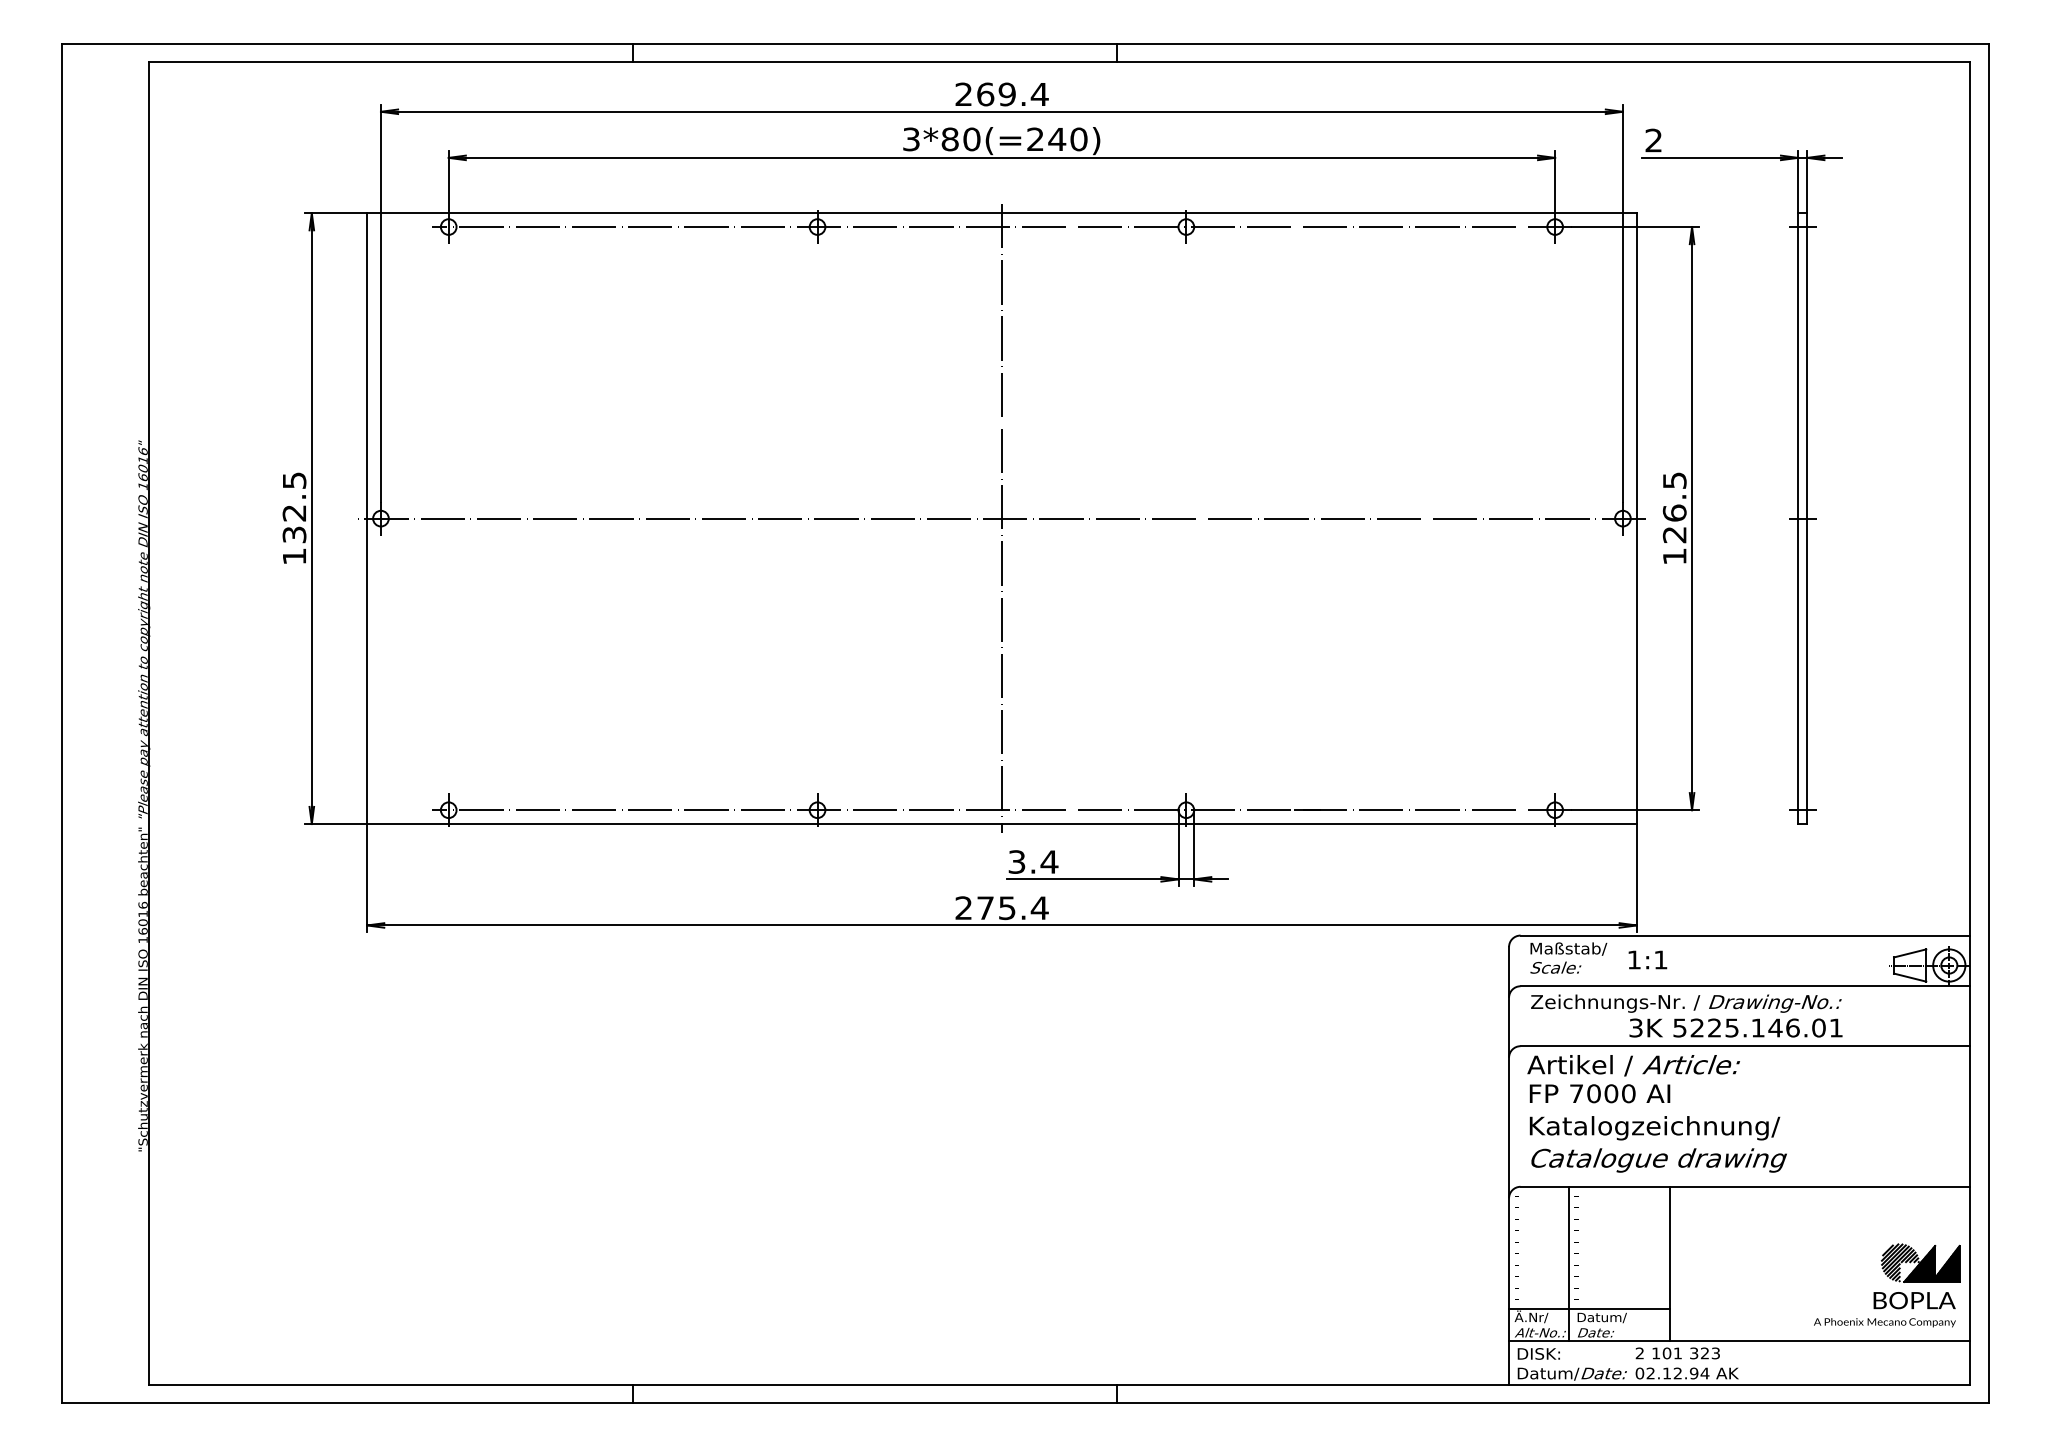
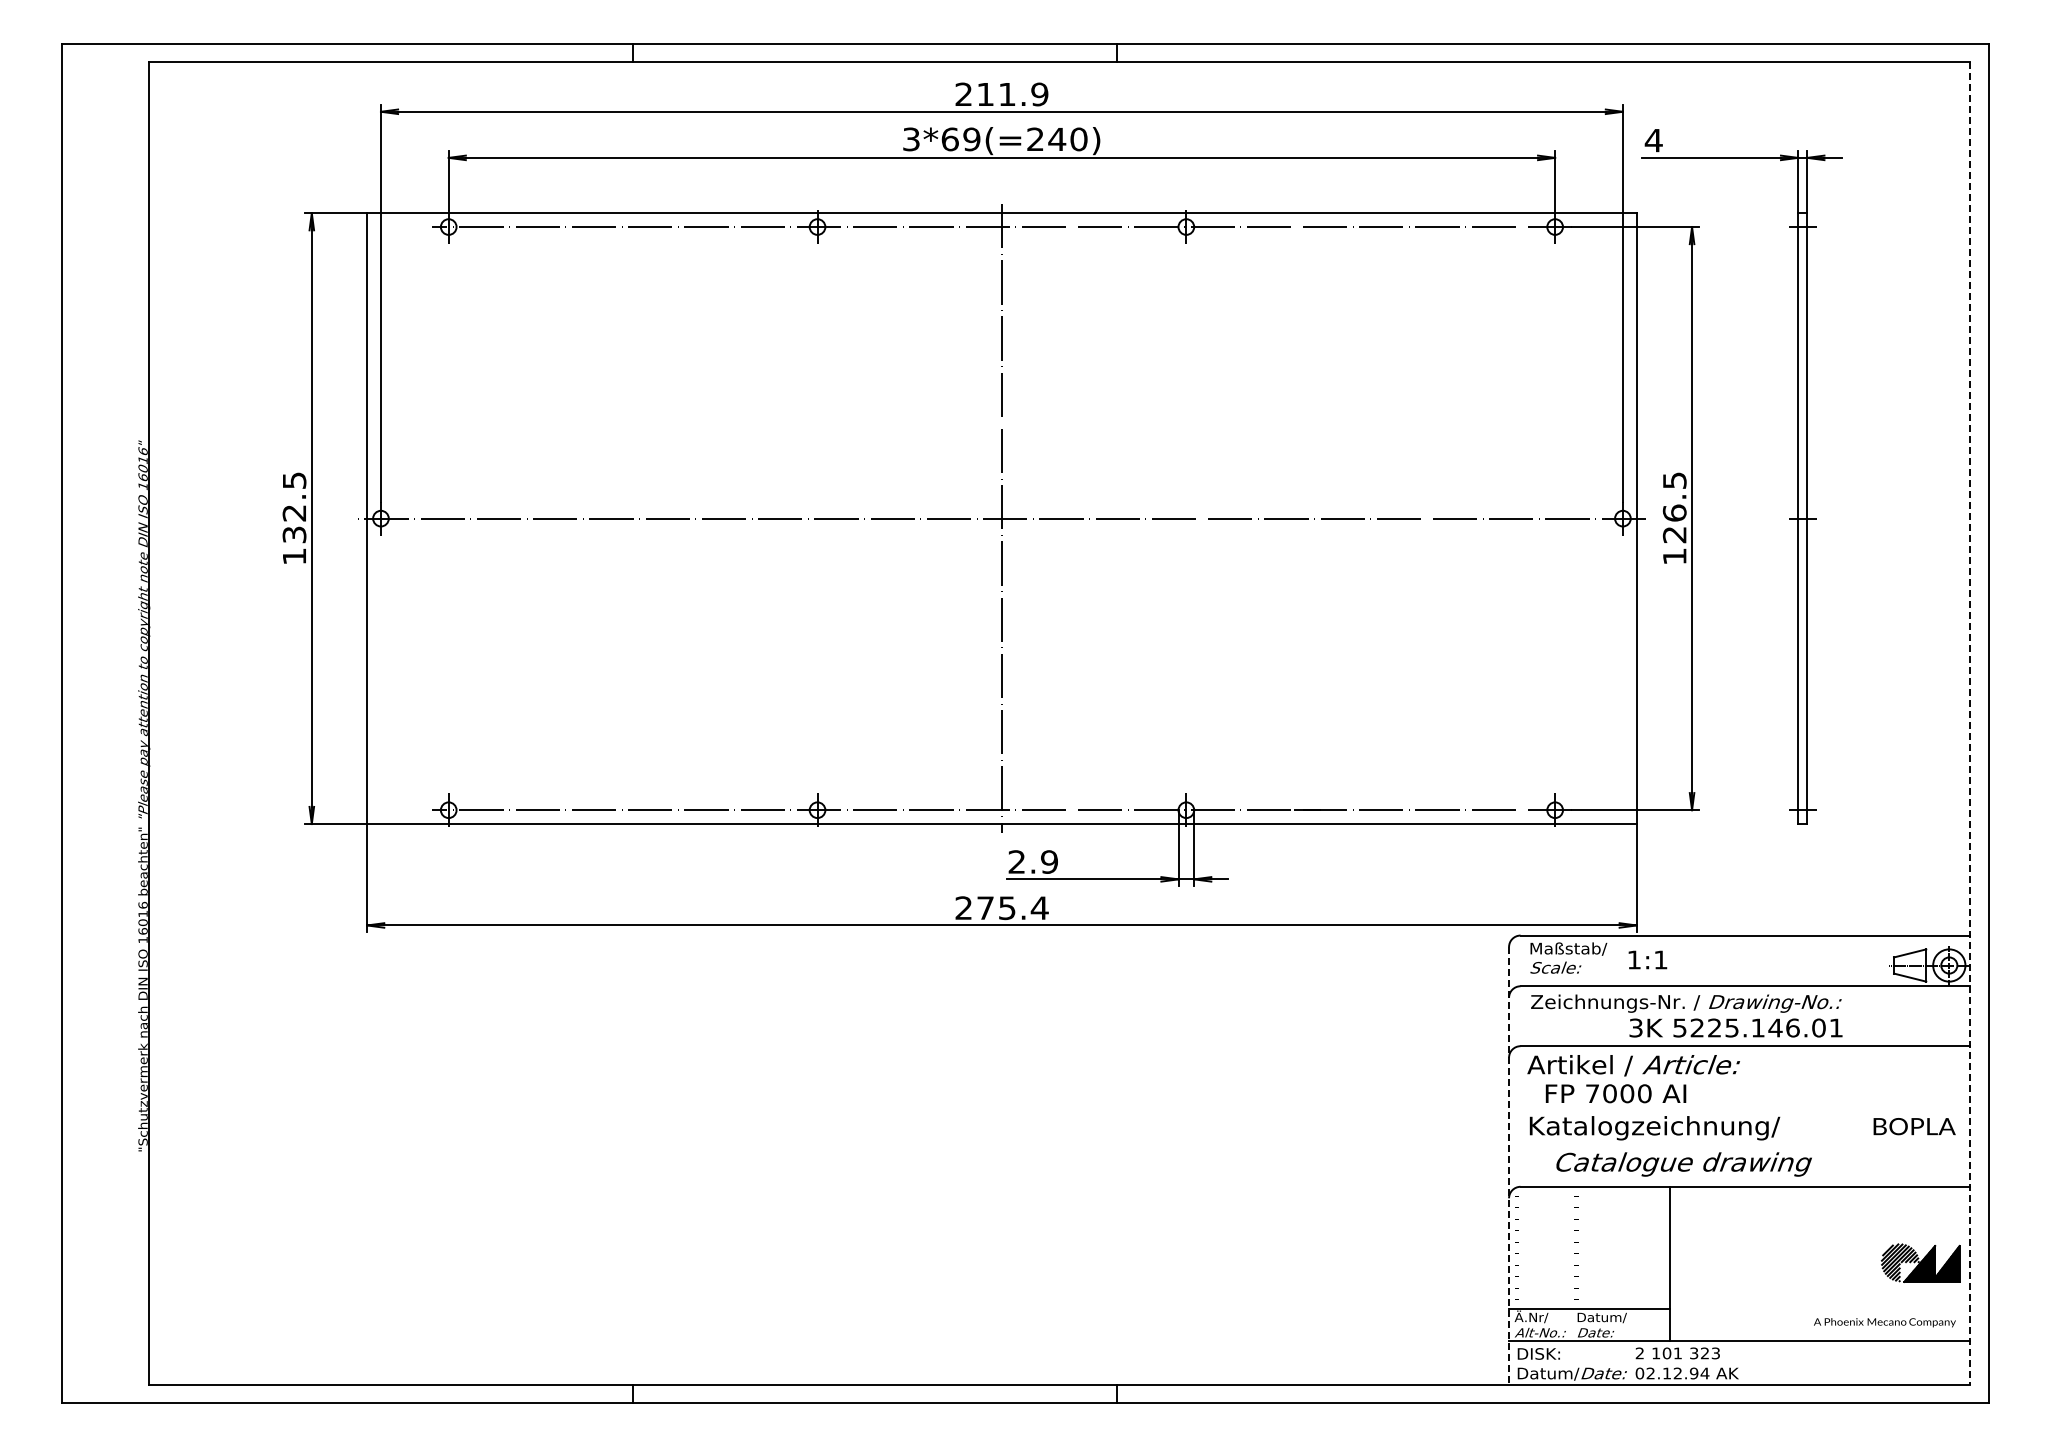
text: 269.4 -> 211.9 (1012, 94)
text: 3*80(=240) -> 3*69(=240) (960, 139)
text: 2 -> 4 (1653, 140)
line: solid -> dashed (1970, 723)
text: 3.4 -> 2.9 (1033, 861)
text position: (1599, 1093) -> (1615, 1093) (1615, 1093)
text position: (1658, 1160) -> (1683, 1164) (1683, 1164)
line: solid -> dashed (1509, 1166)
line: present -> none (1568, 1263)
text position: (1914, 1300) -> (1914, 1126) (1914, 1126)
